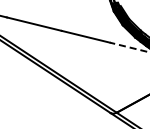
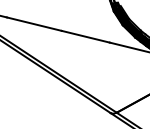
line: dashed -> solid (129, 47)
